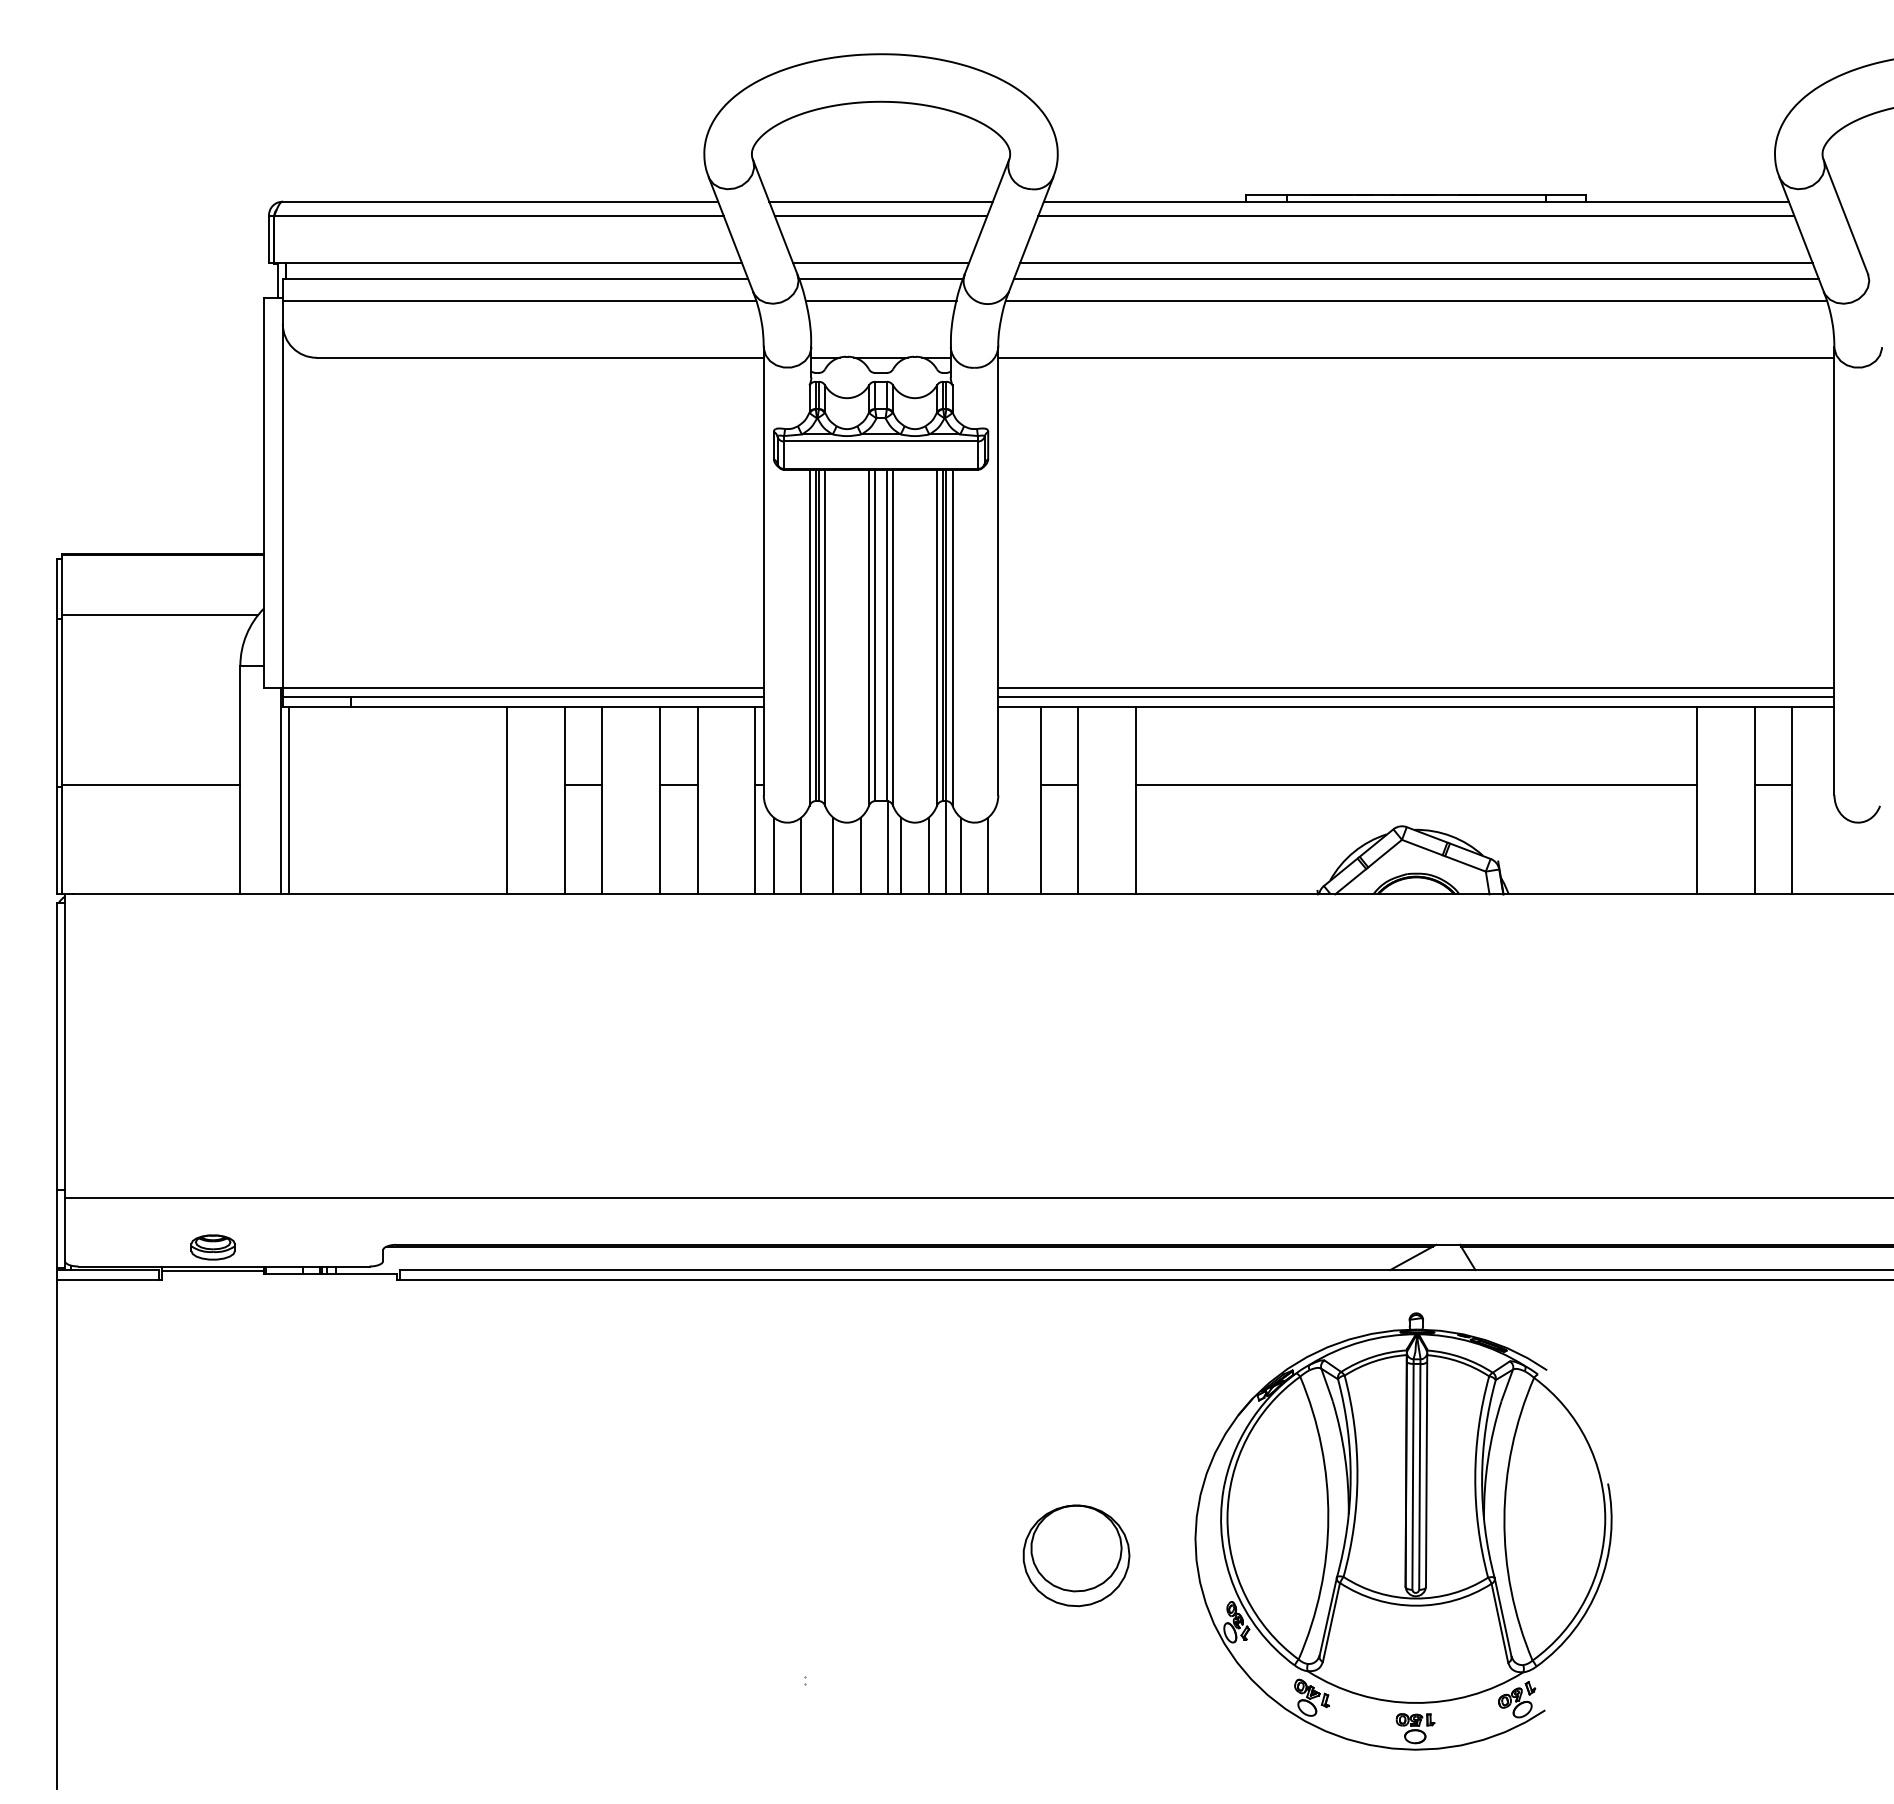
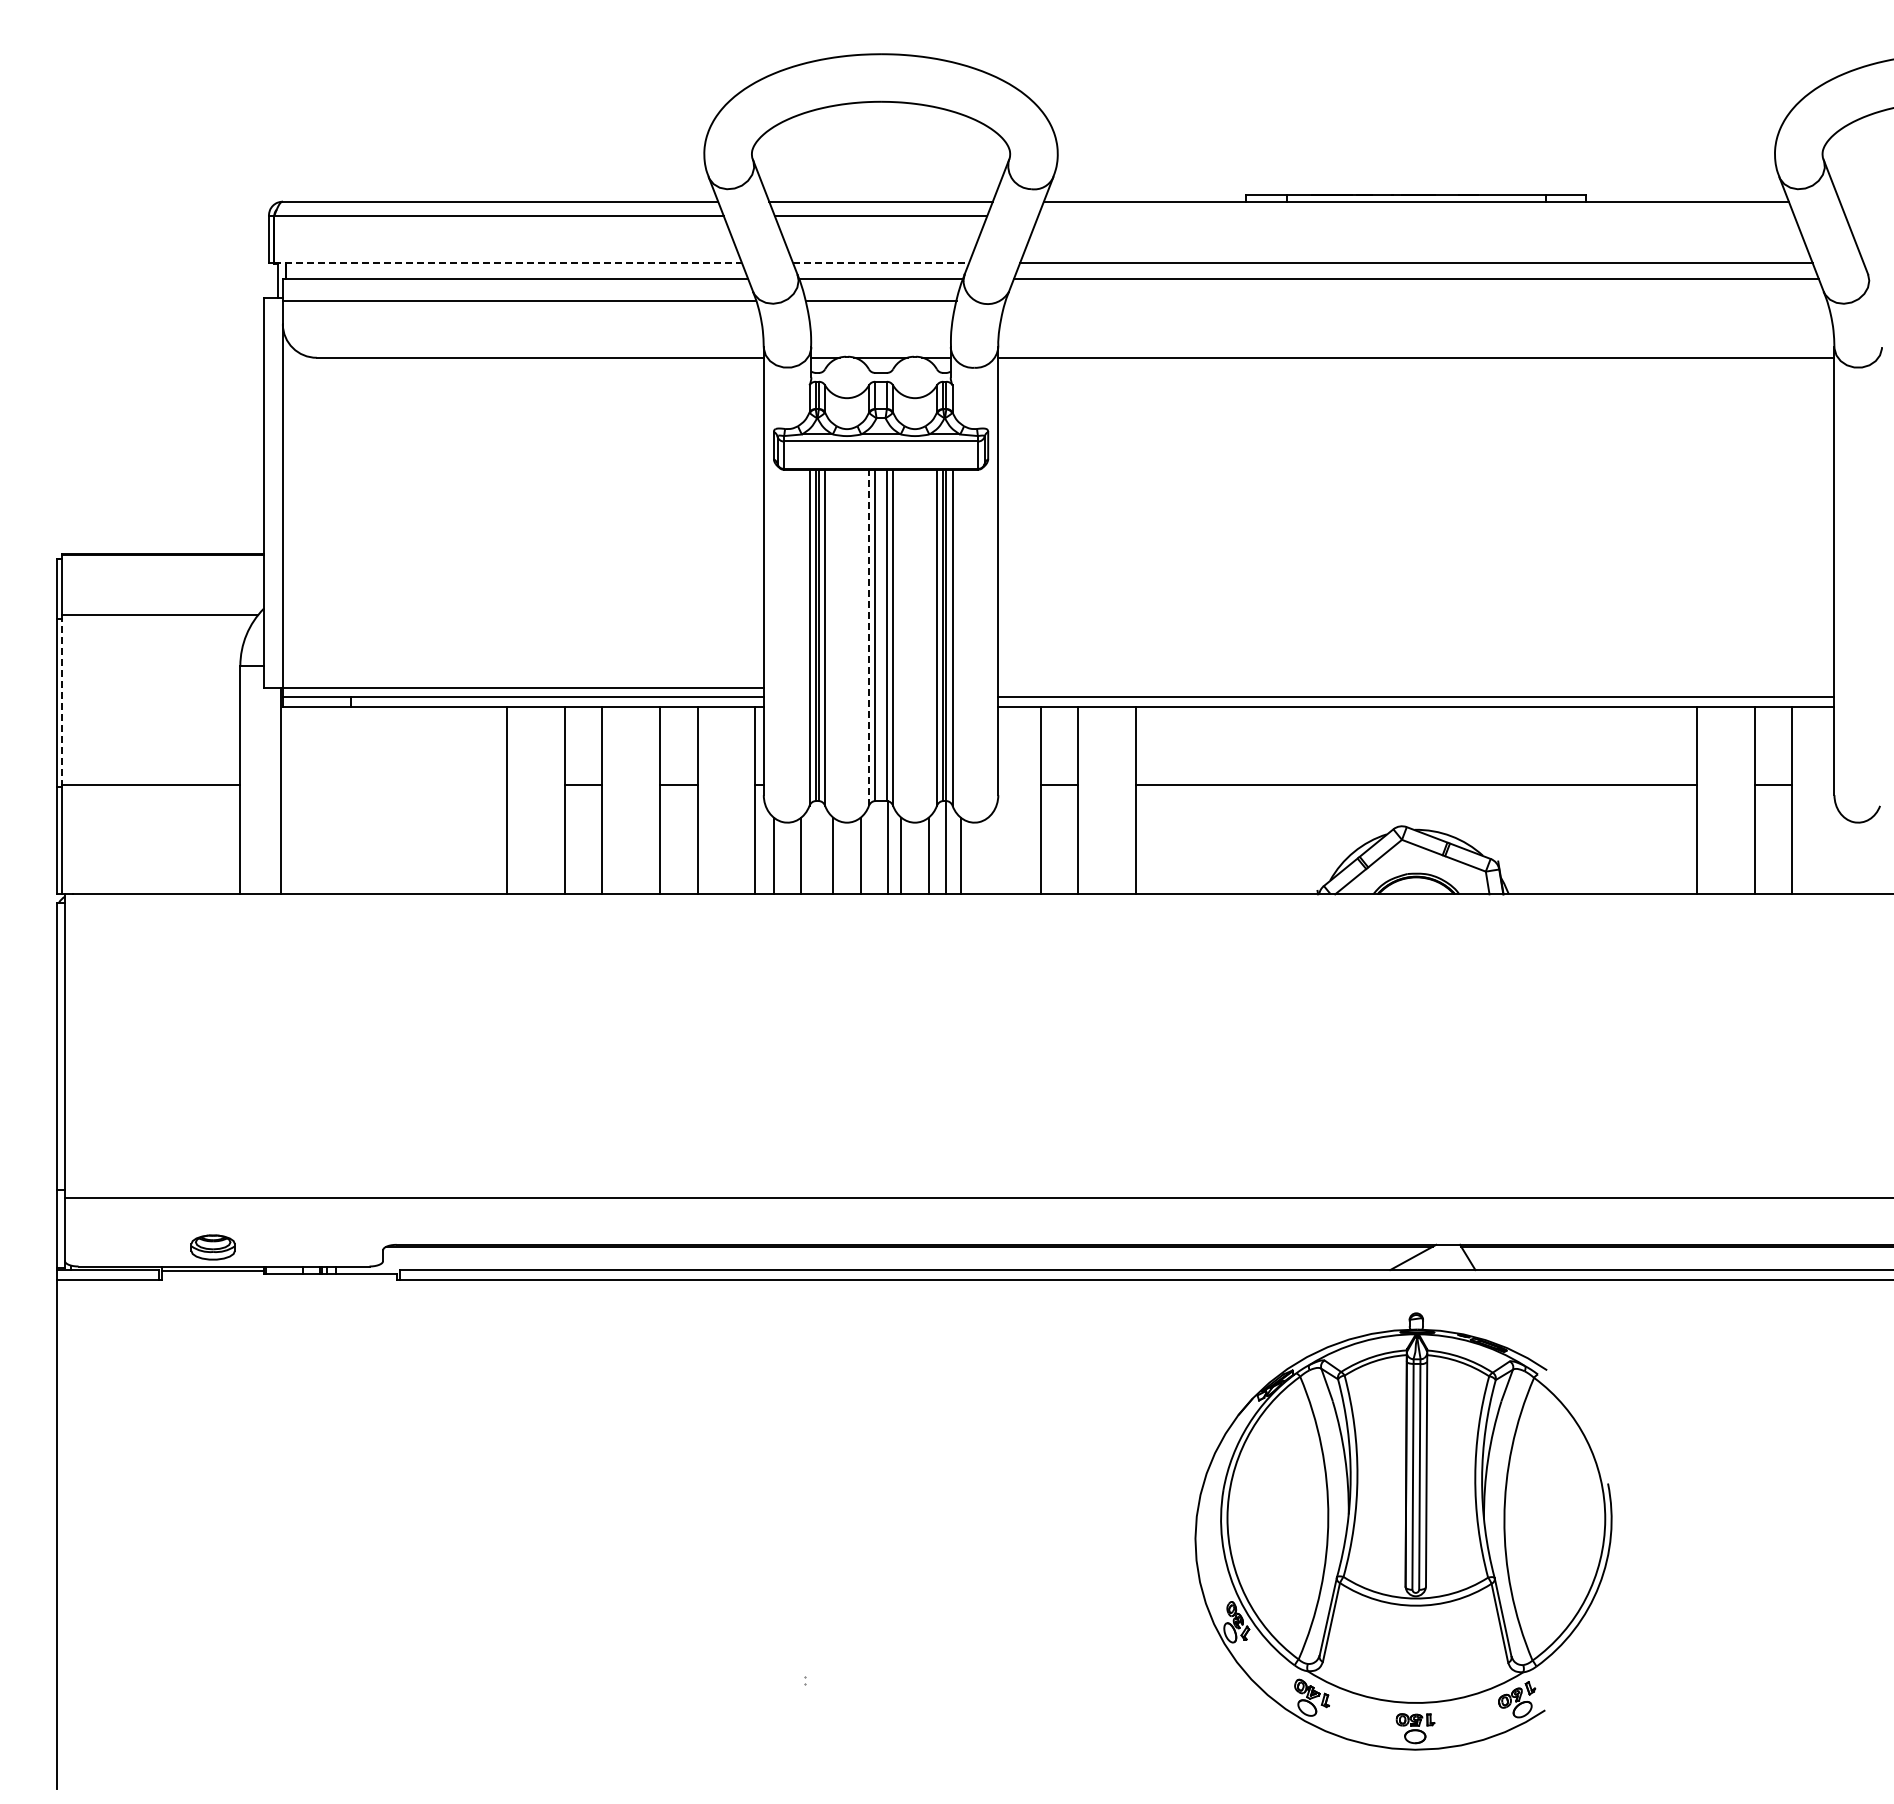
line: present -> none (1416, 215)
line: solid -> dashed (508, 262)
line: solid -> dashed (881, 262)
line: present -> none (1415, 300)
line: solid -> dashed (868, 637)
line: present -> none (1416, 688)
line: solid -> dashed (62, 700)
line: present -> none (289, 800)
line: present -> none (988, 855)
part: present -> none (1076, 1555)
